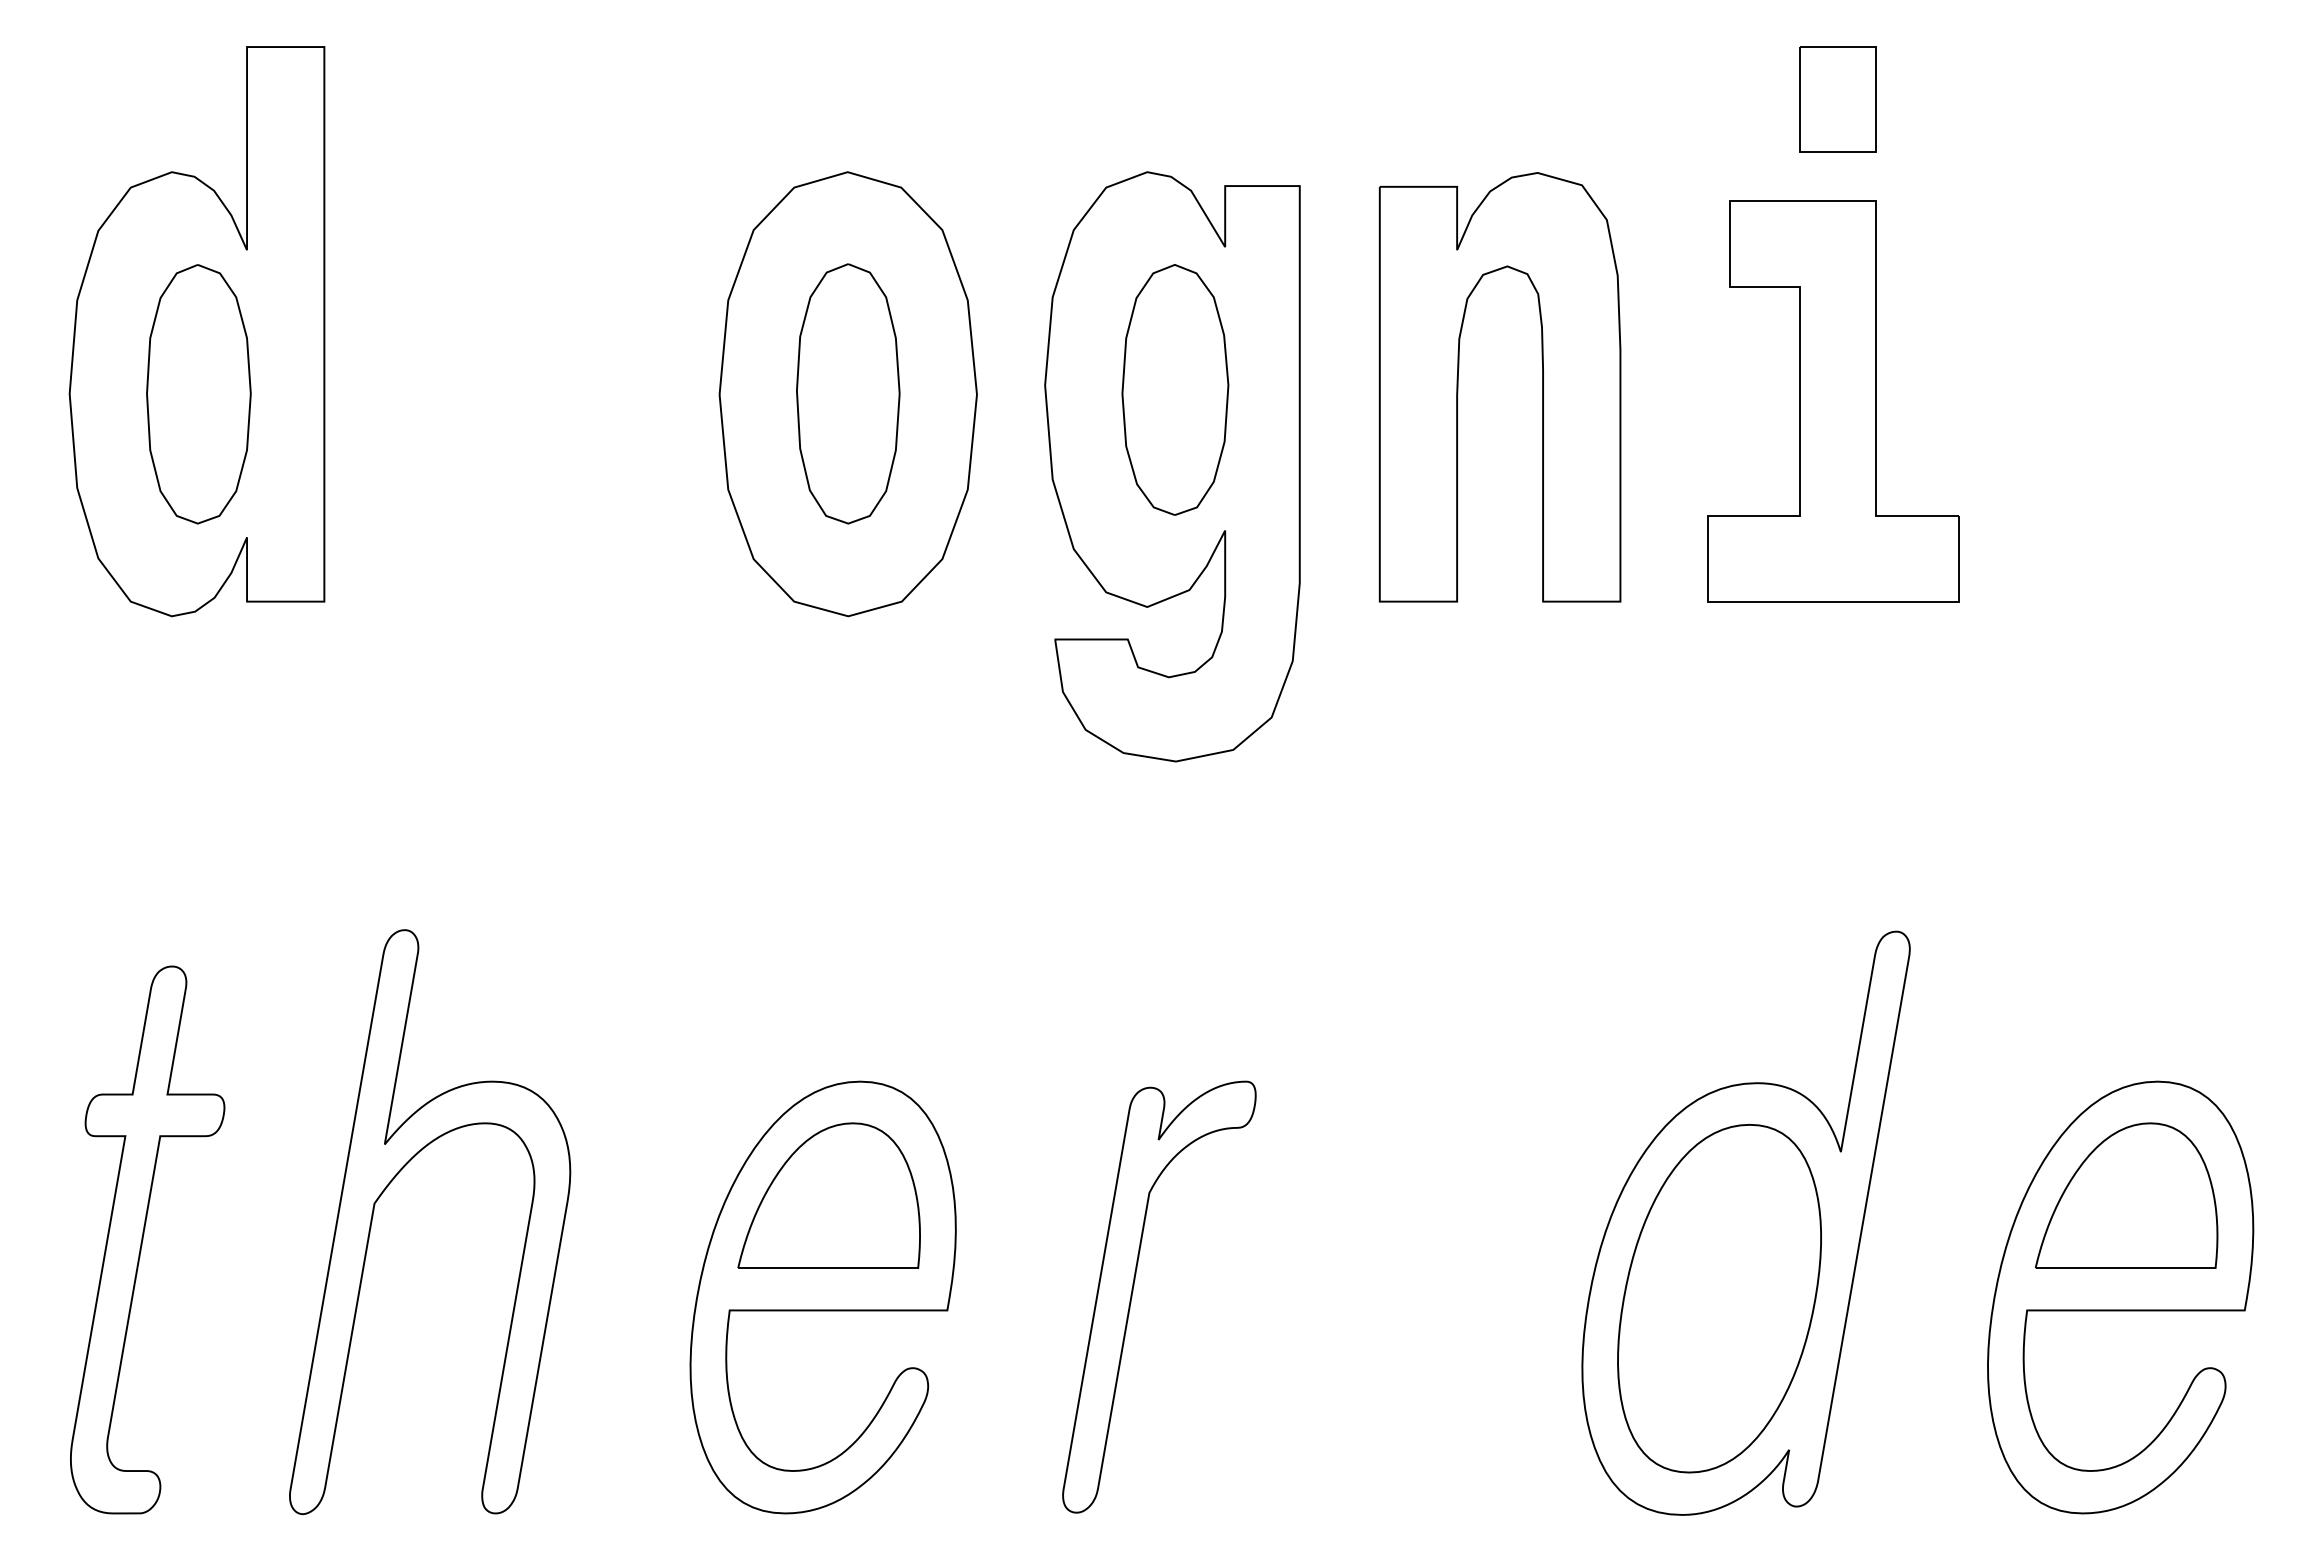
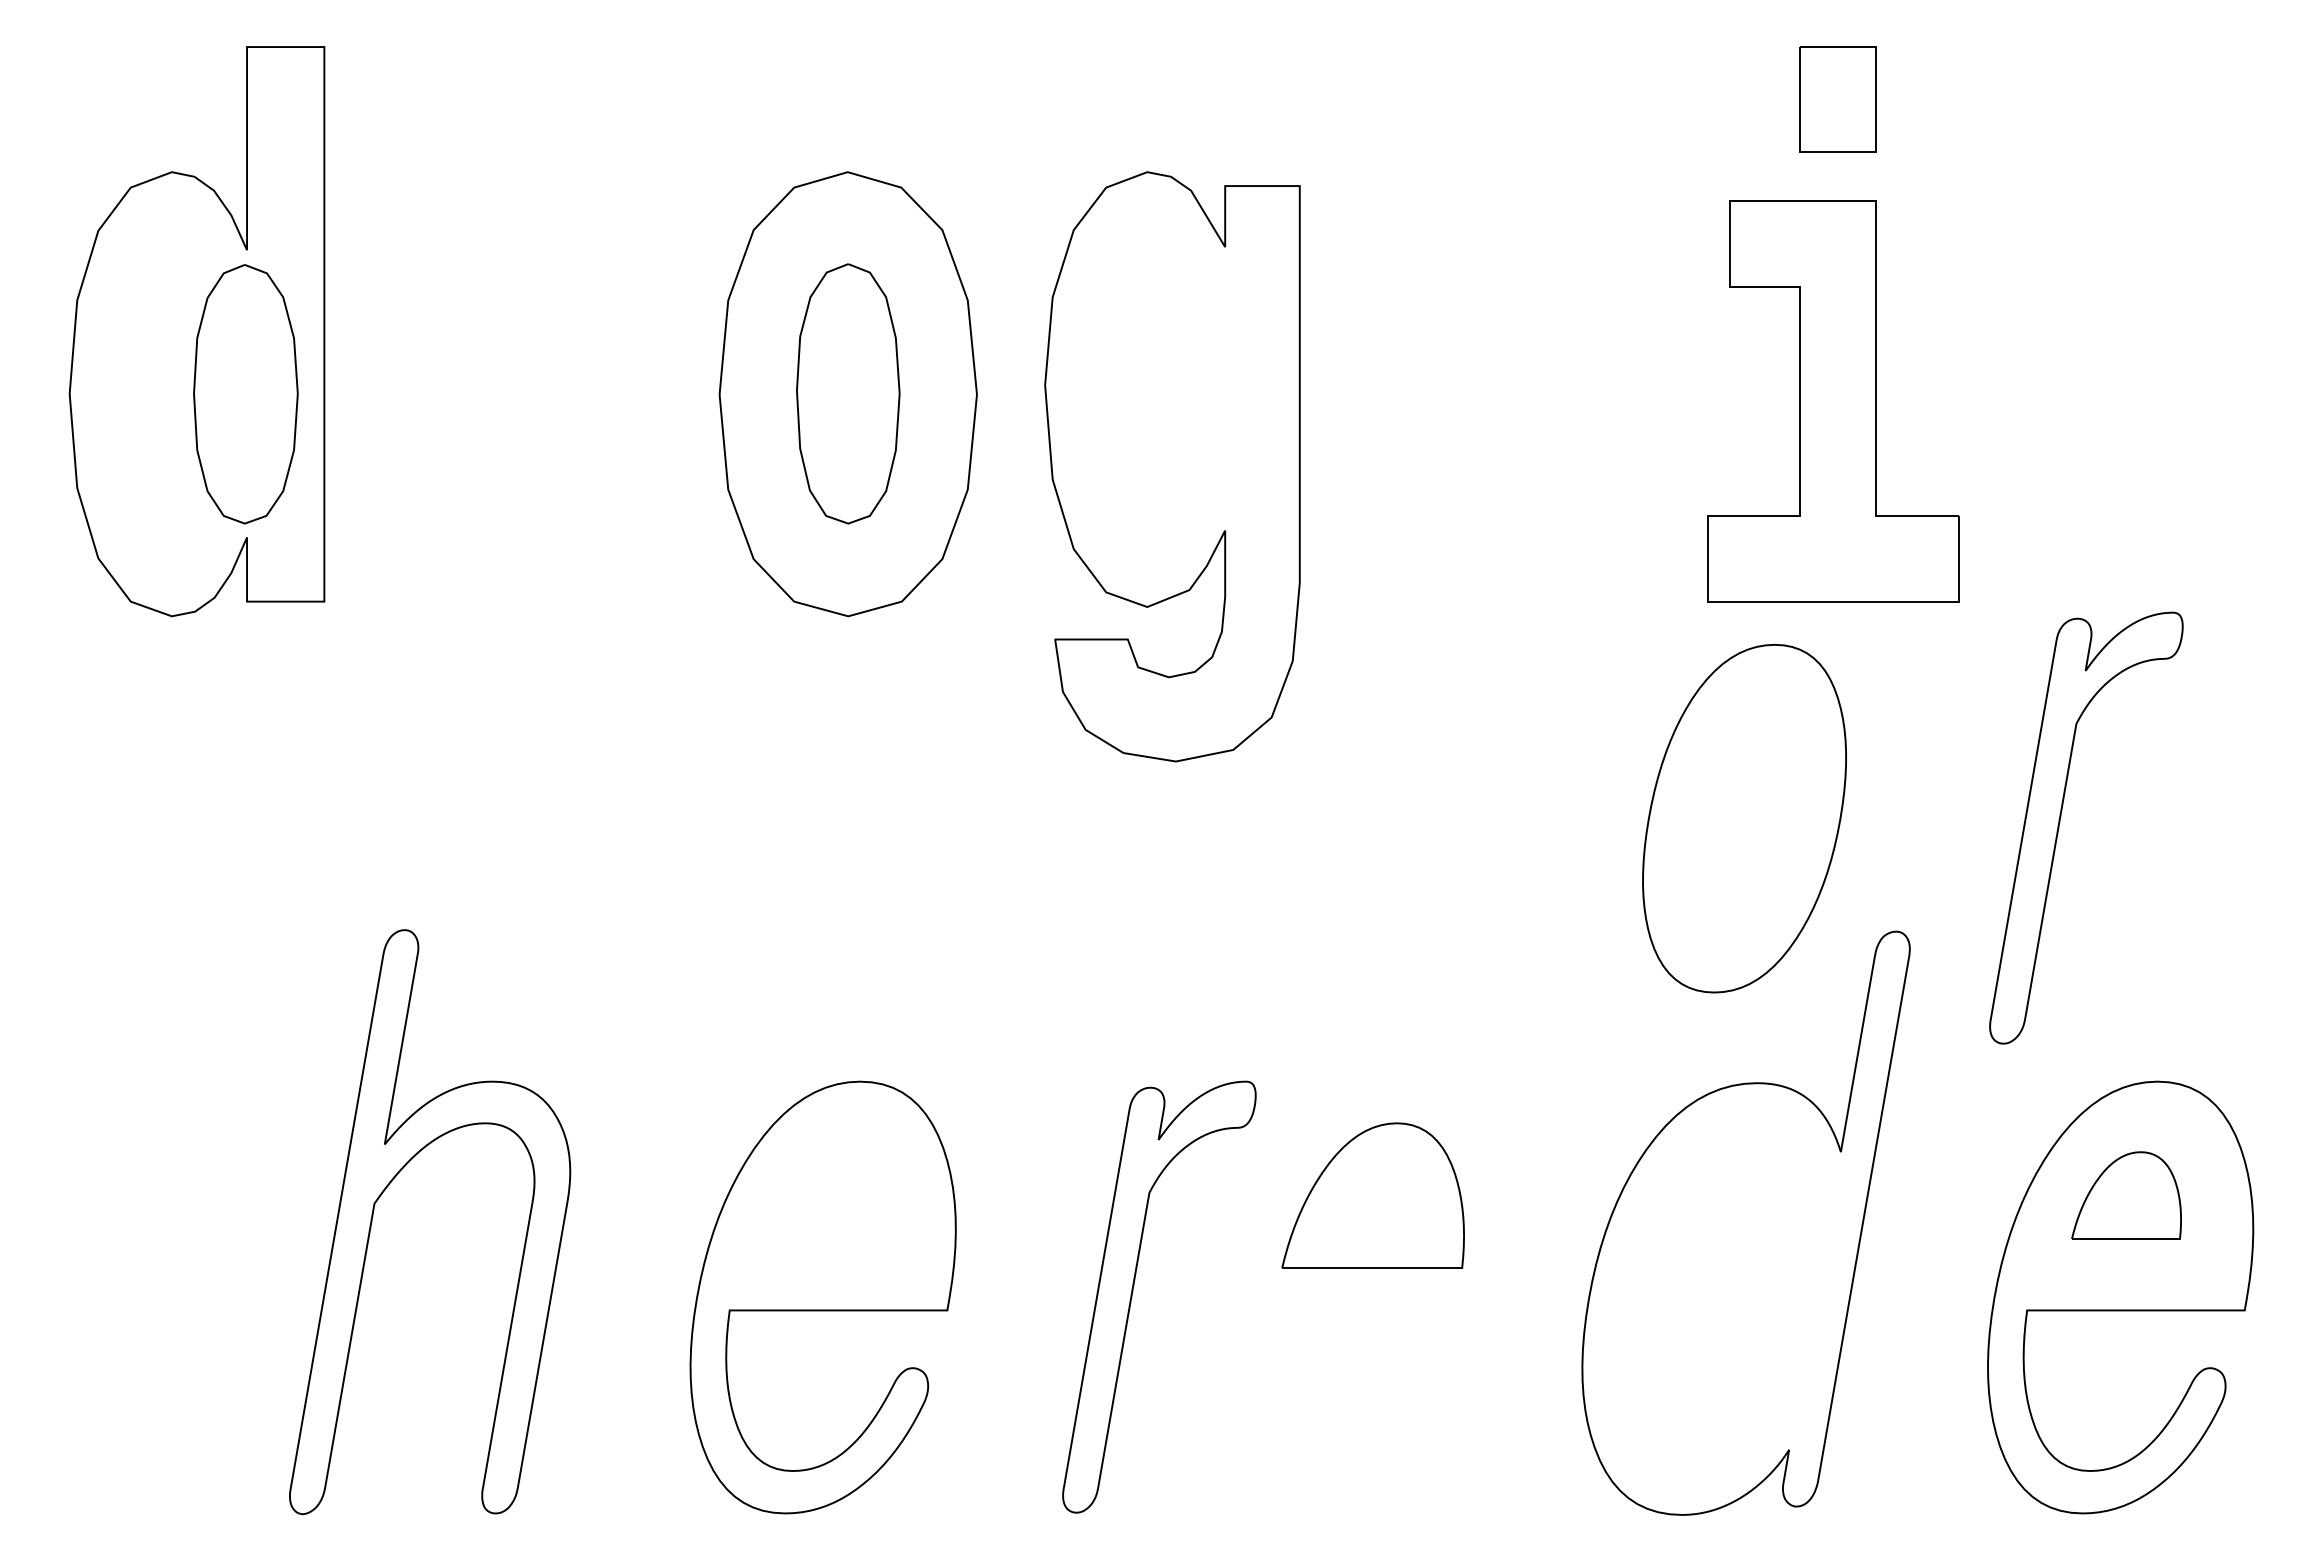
part: present -> none (1458, 387)
part: present -> none (1175, 389)
part position: (198, 394) -> (245, 394) (245, 394)
part: none -> present (2060, 822)
part position: (828, 1195) -> (1372, 1195) (1372, 1195)
part size: 185x147 px -> 111x89 px (2126, 1195)
part: present -> none (147, 1239)
part position: (1719, 1298) -> (1744, 818) (1744, 818)
